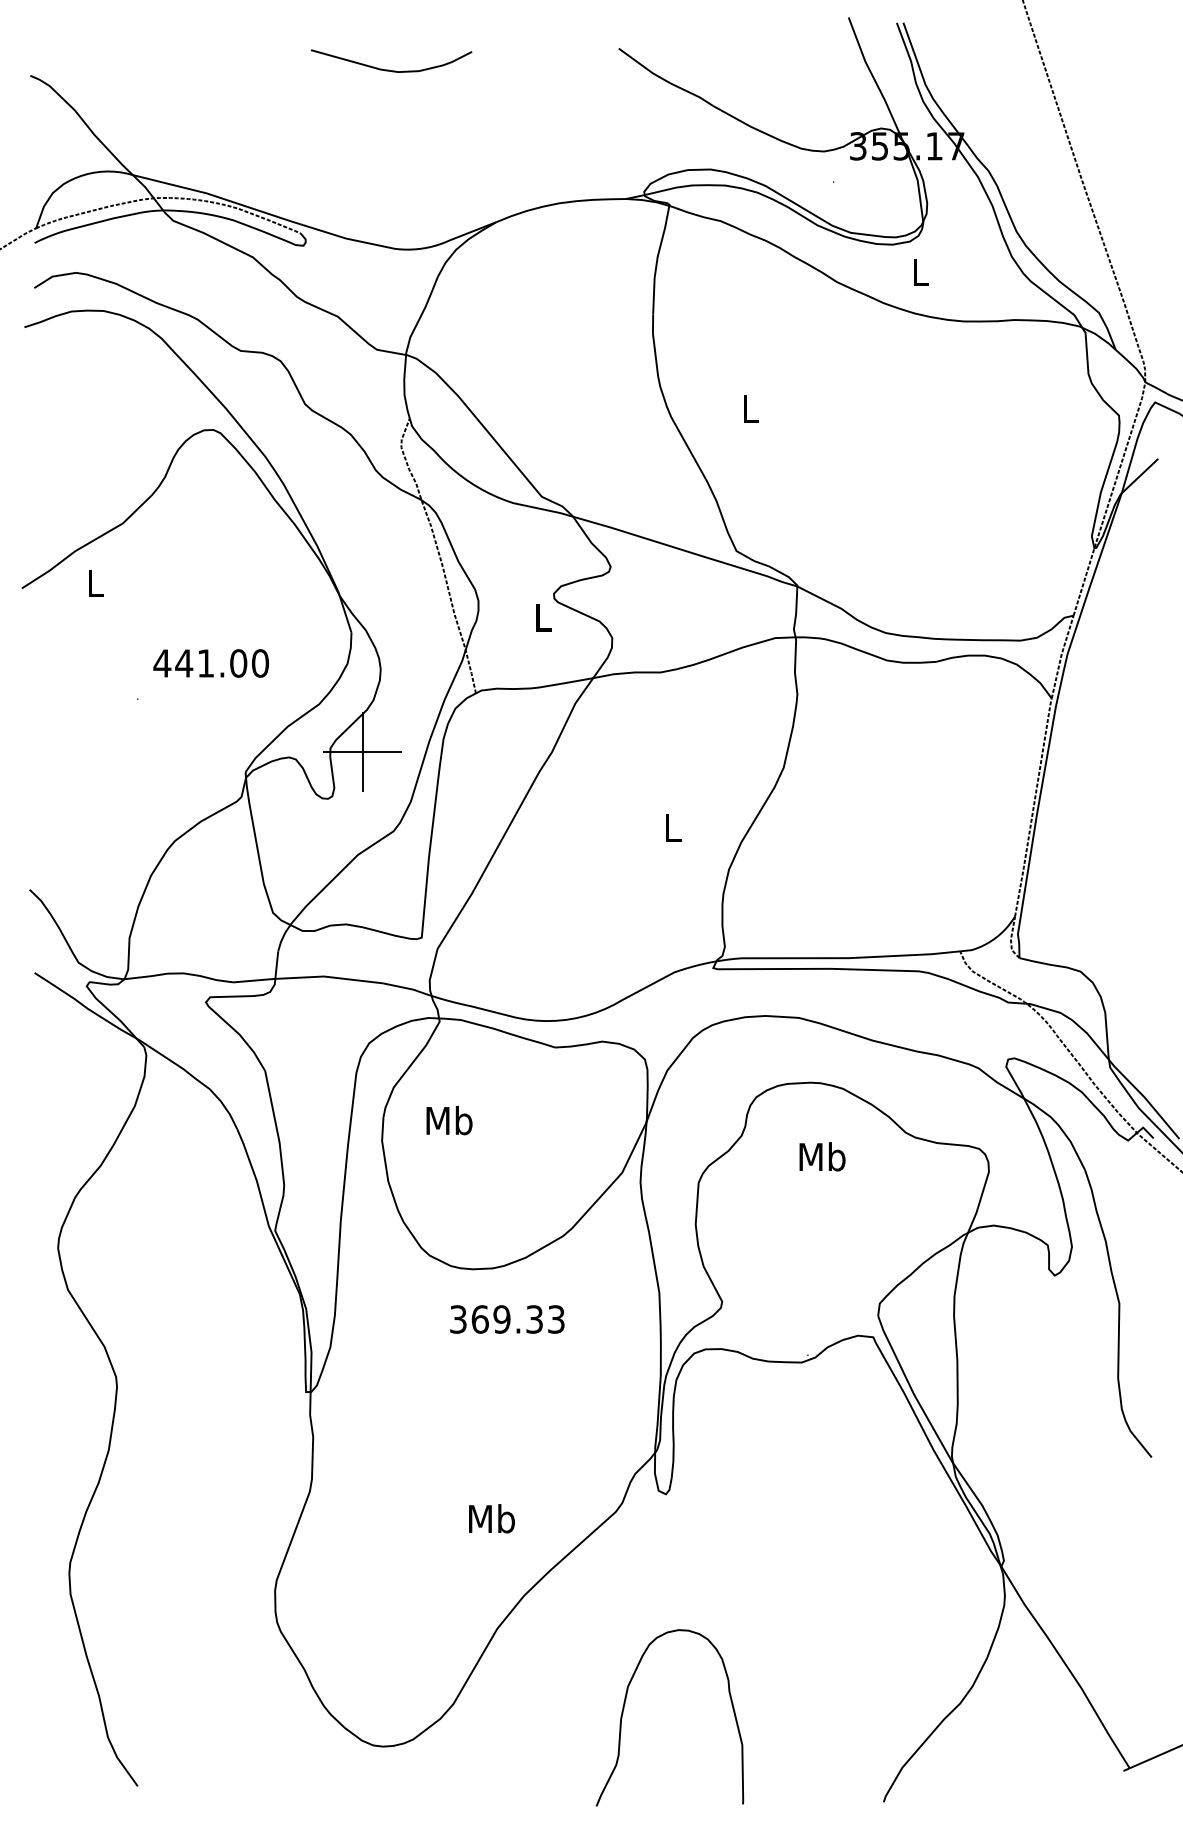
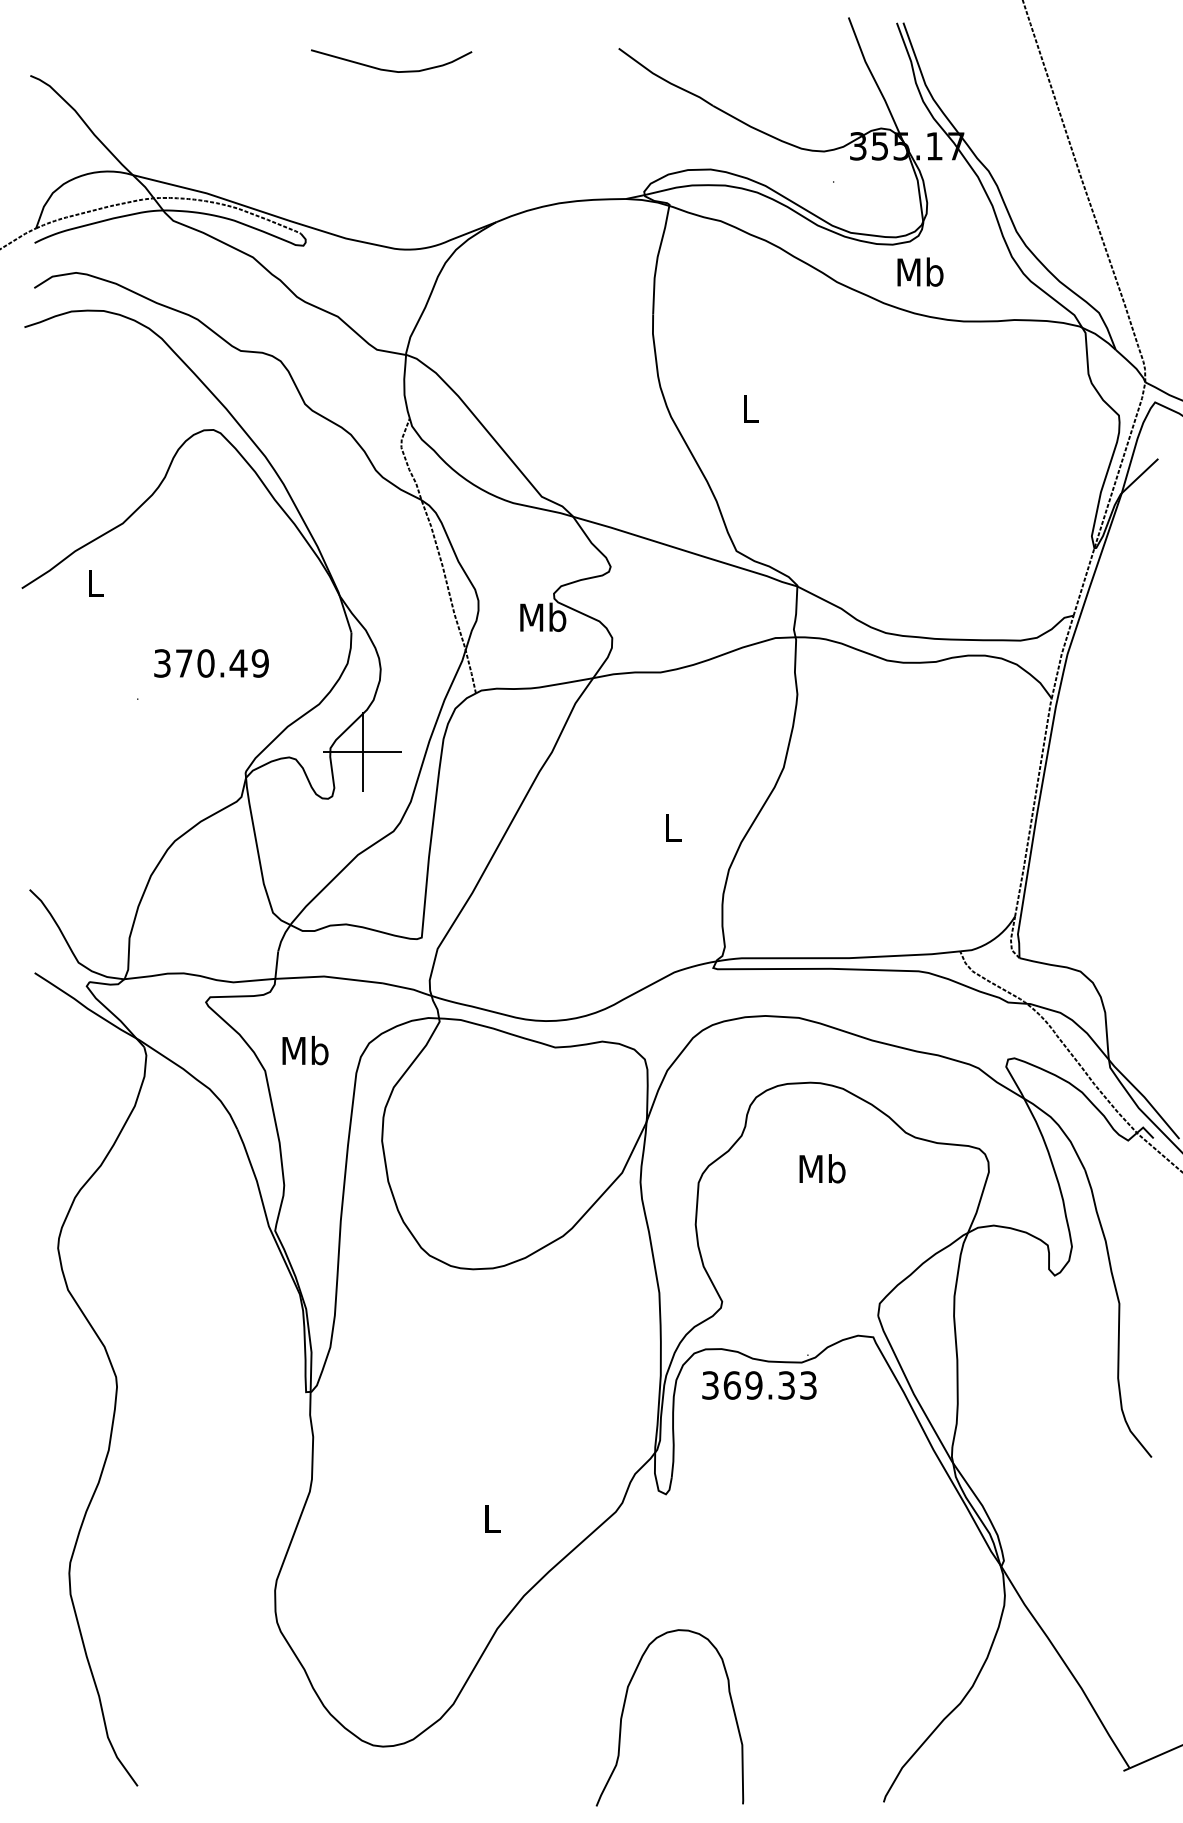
text: L -> Mb (920, 271)
text: L -> Mb (543, 616)
text: 441.00 -> 370.49 (211, 663)
text position: (449, 1120) -> (305, 1050) (305, 1050)
text position: (822, 1156) -> (822, 1168) (822, 1168)
text position: (507, 1319) -> (759, 1385) (759, 1385)
text: Mb -> L (491, 1518)
